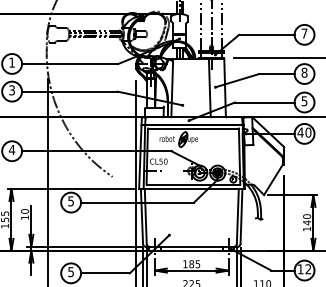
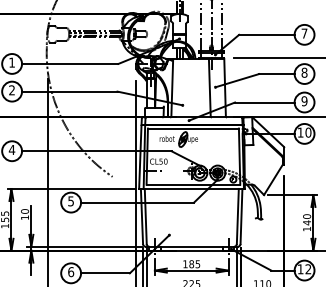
text: 3 -> 2 (11, 90)
text: 5 -> 9 (304, 100)
text: 40 -> 10 (300, 132)
text: 5 -> 6 (71, 272)
